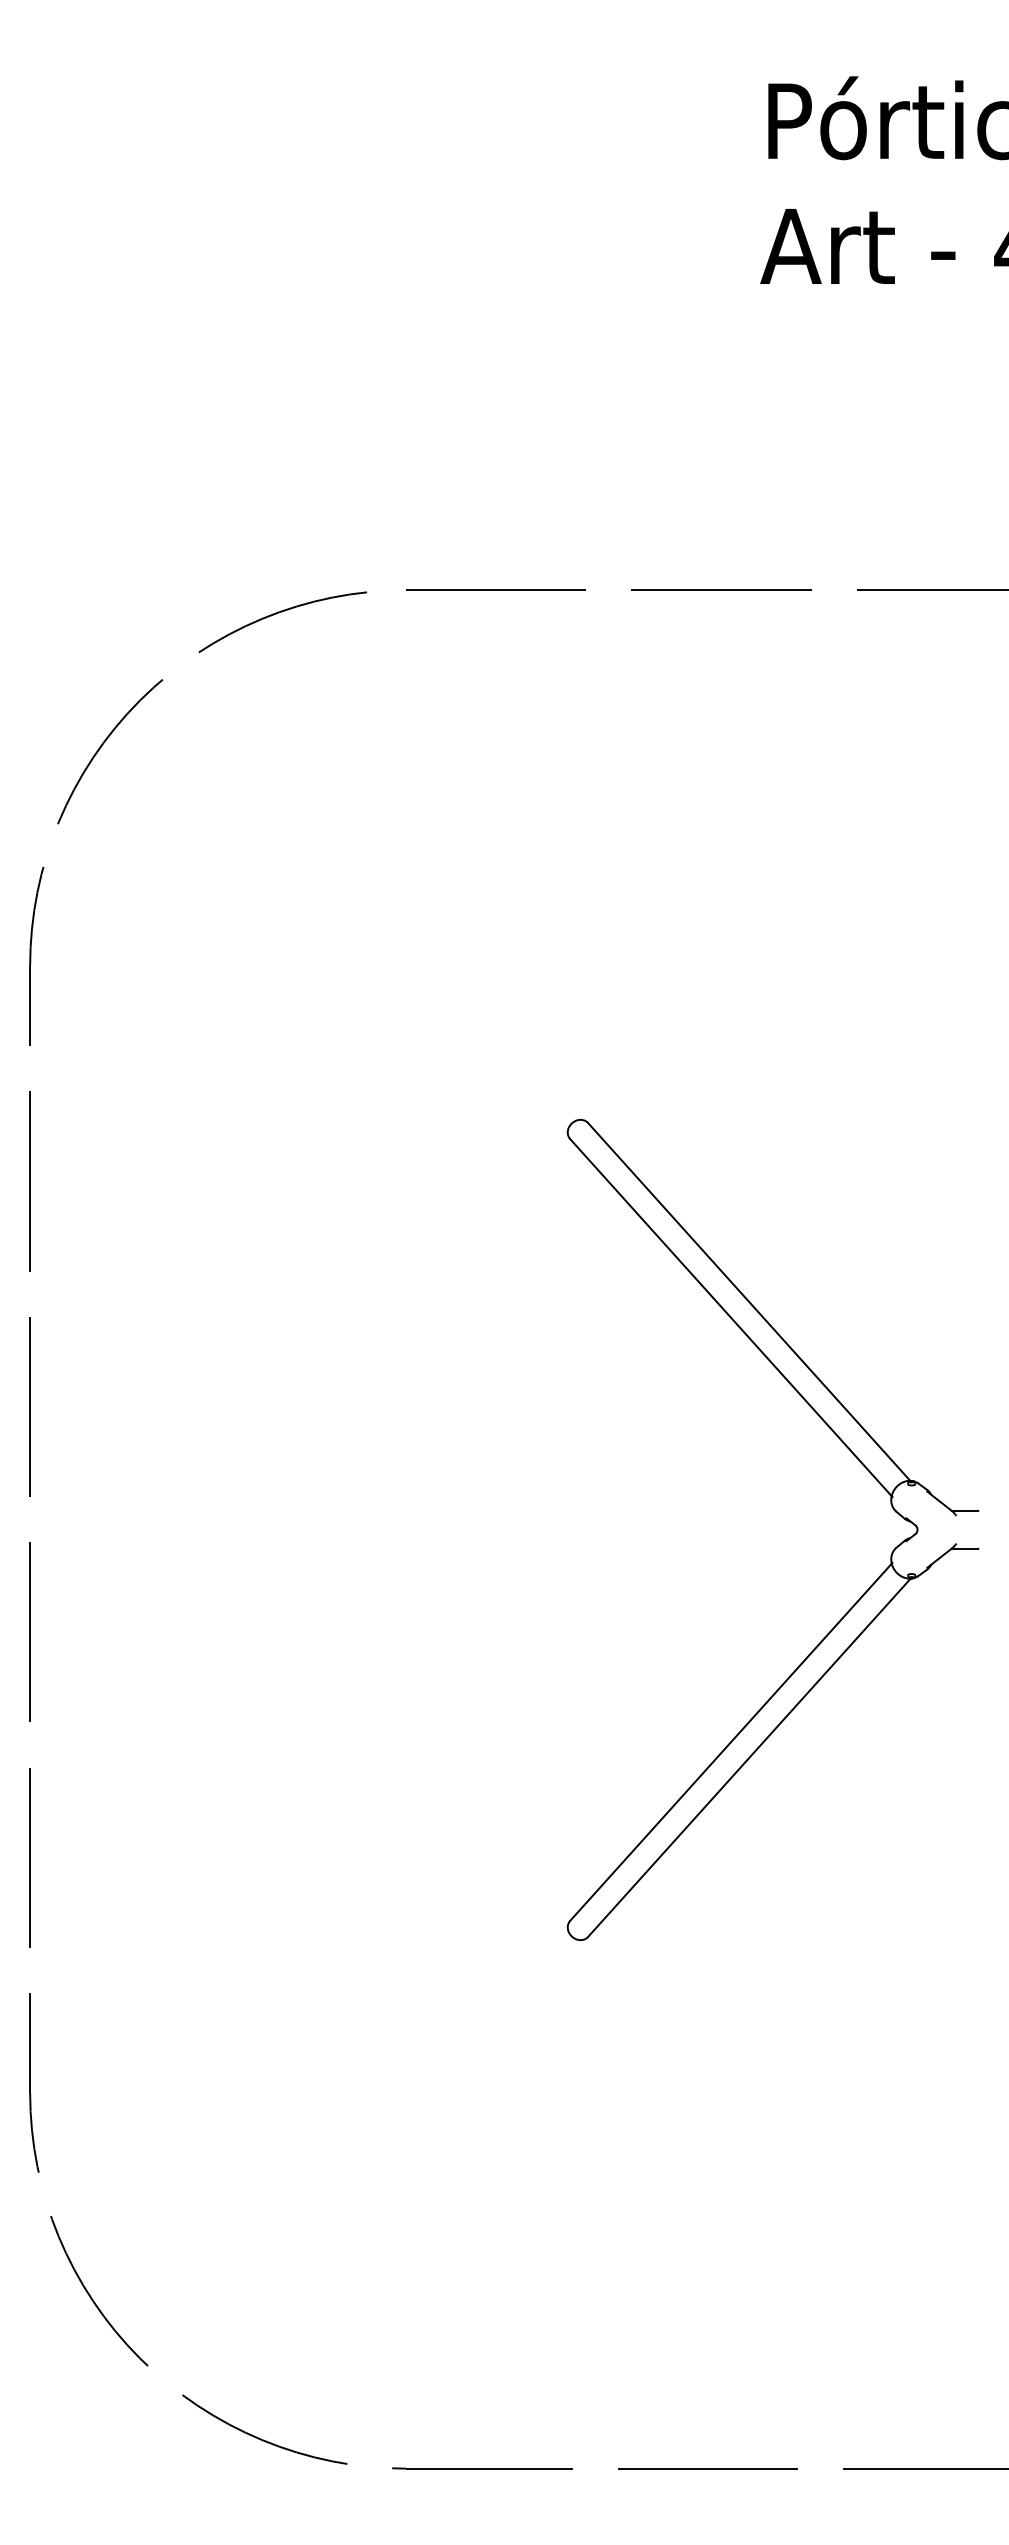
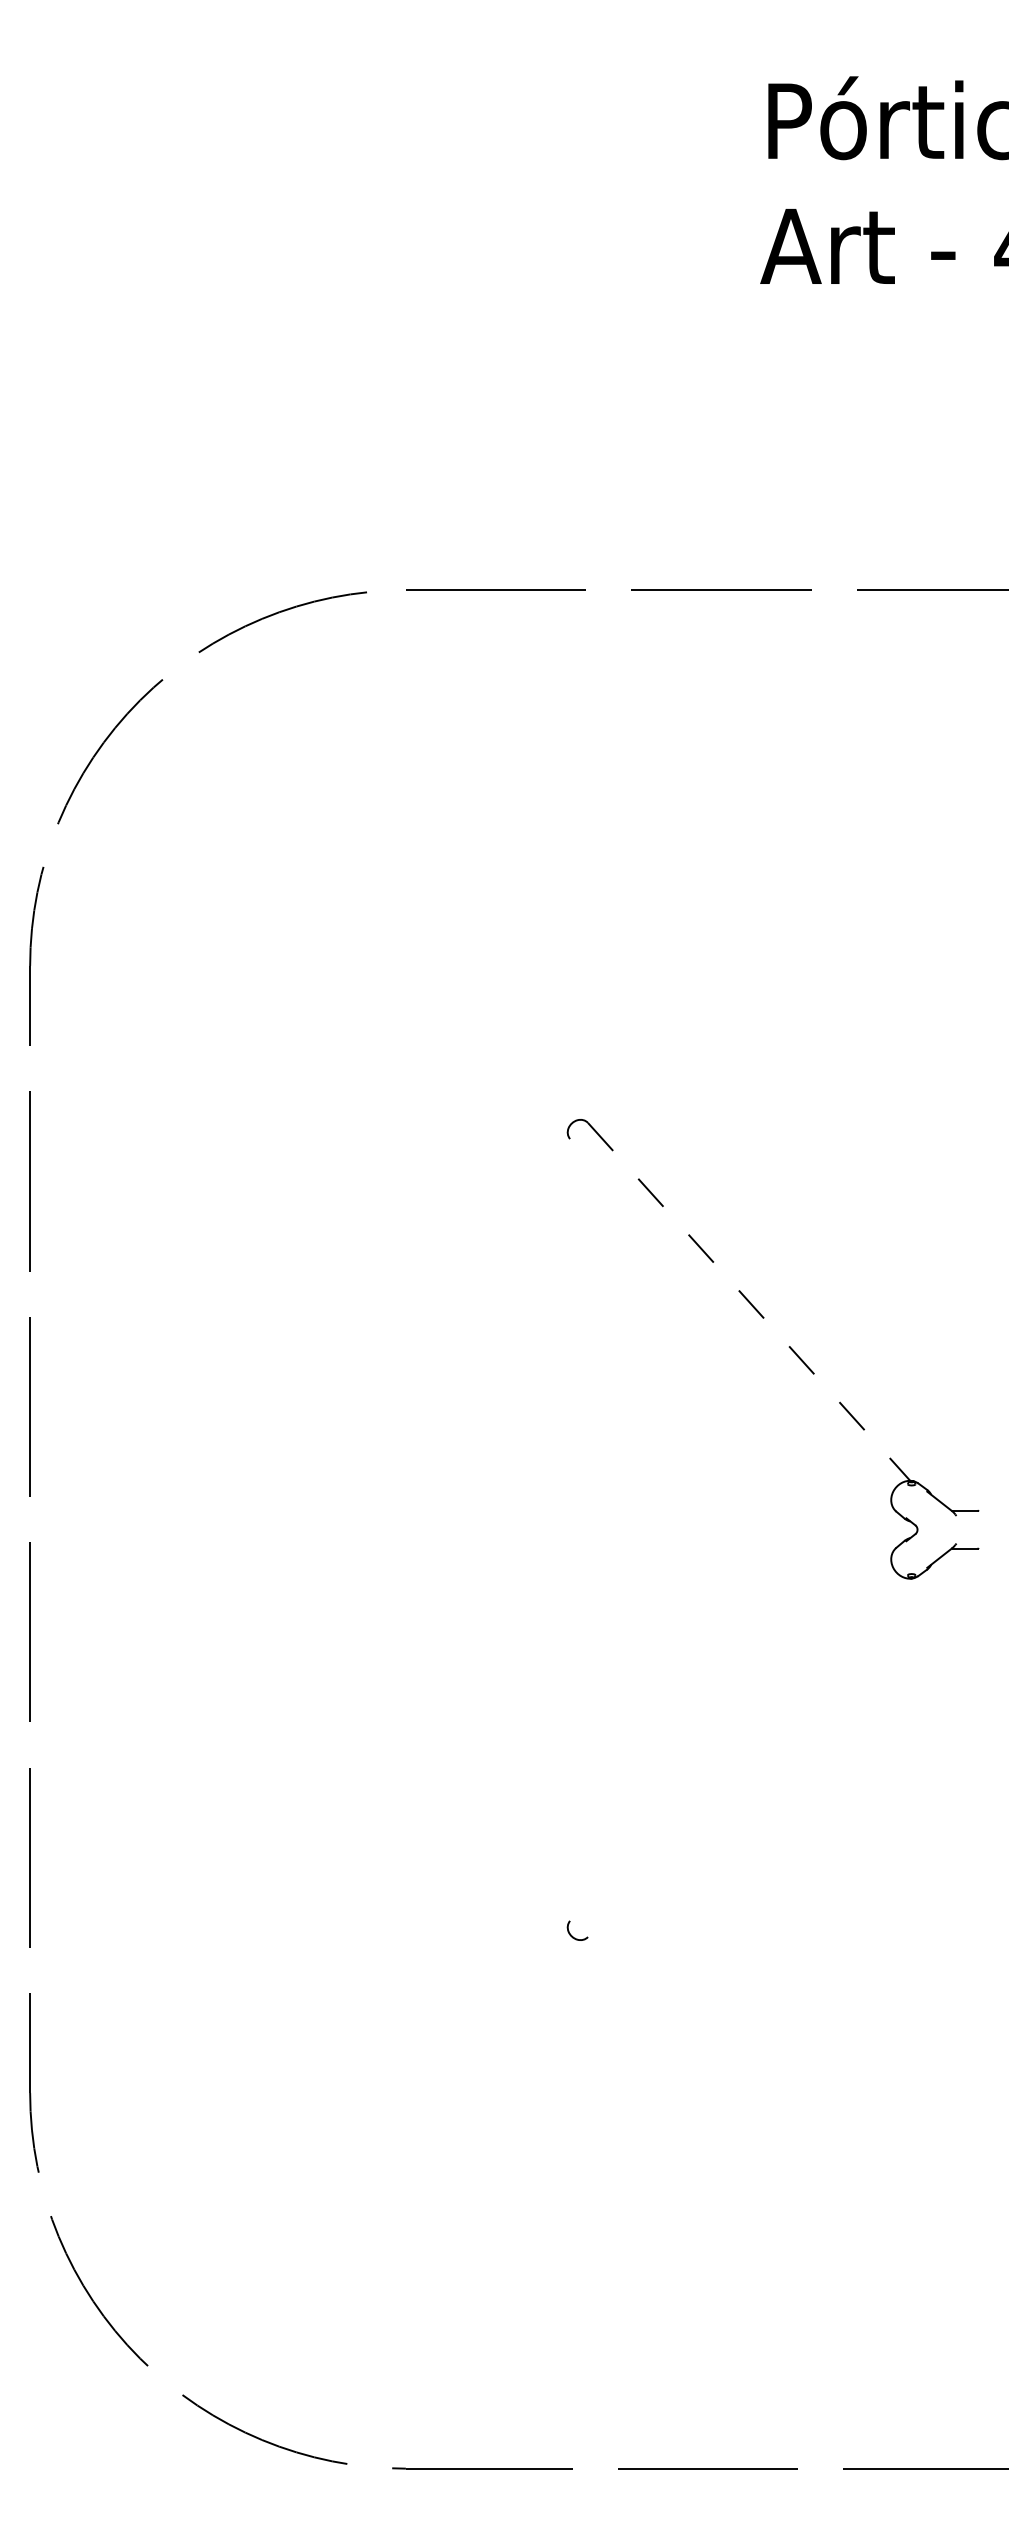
line: solid -> dashed (749, 1302)
line: present -> none (731, 1318)
line: present -> none (731, 1741)
line: present -> none (749, 1757)
